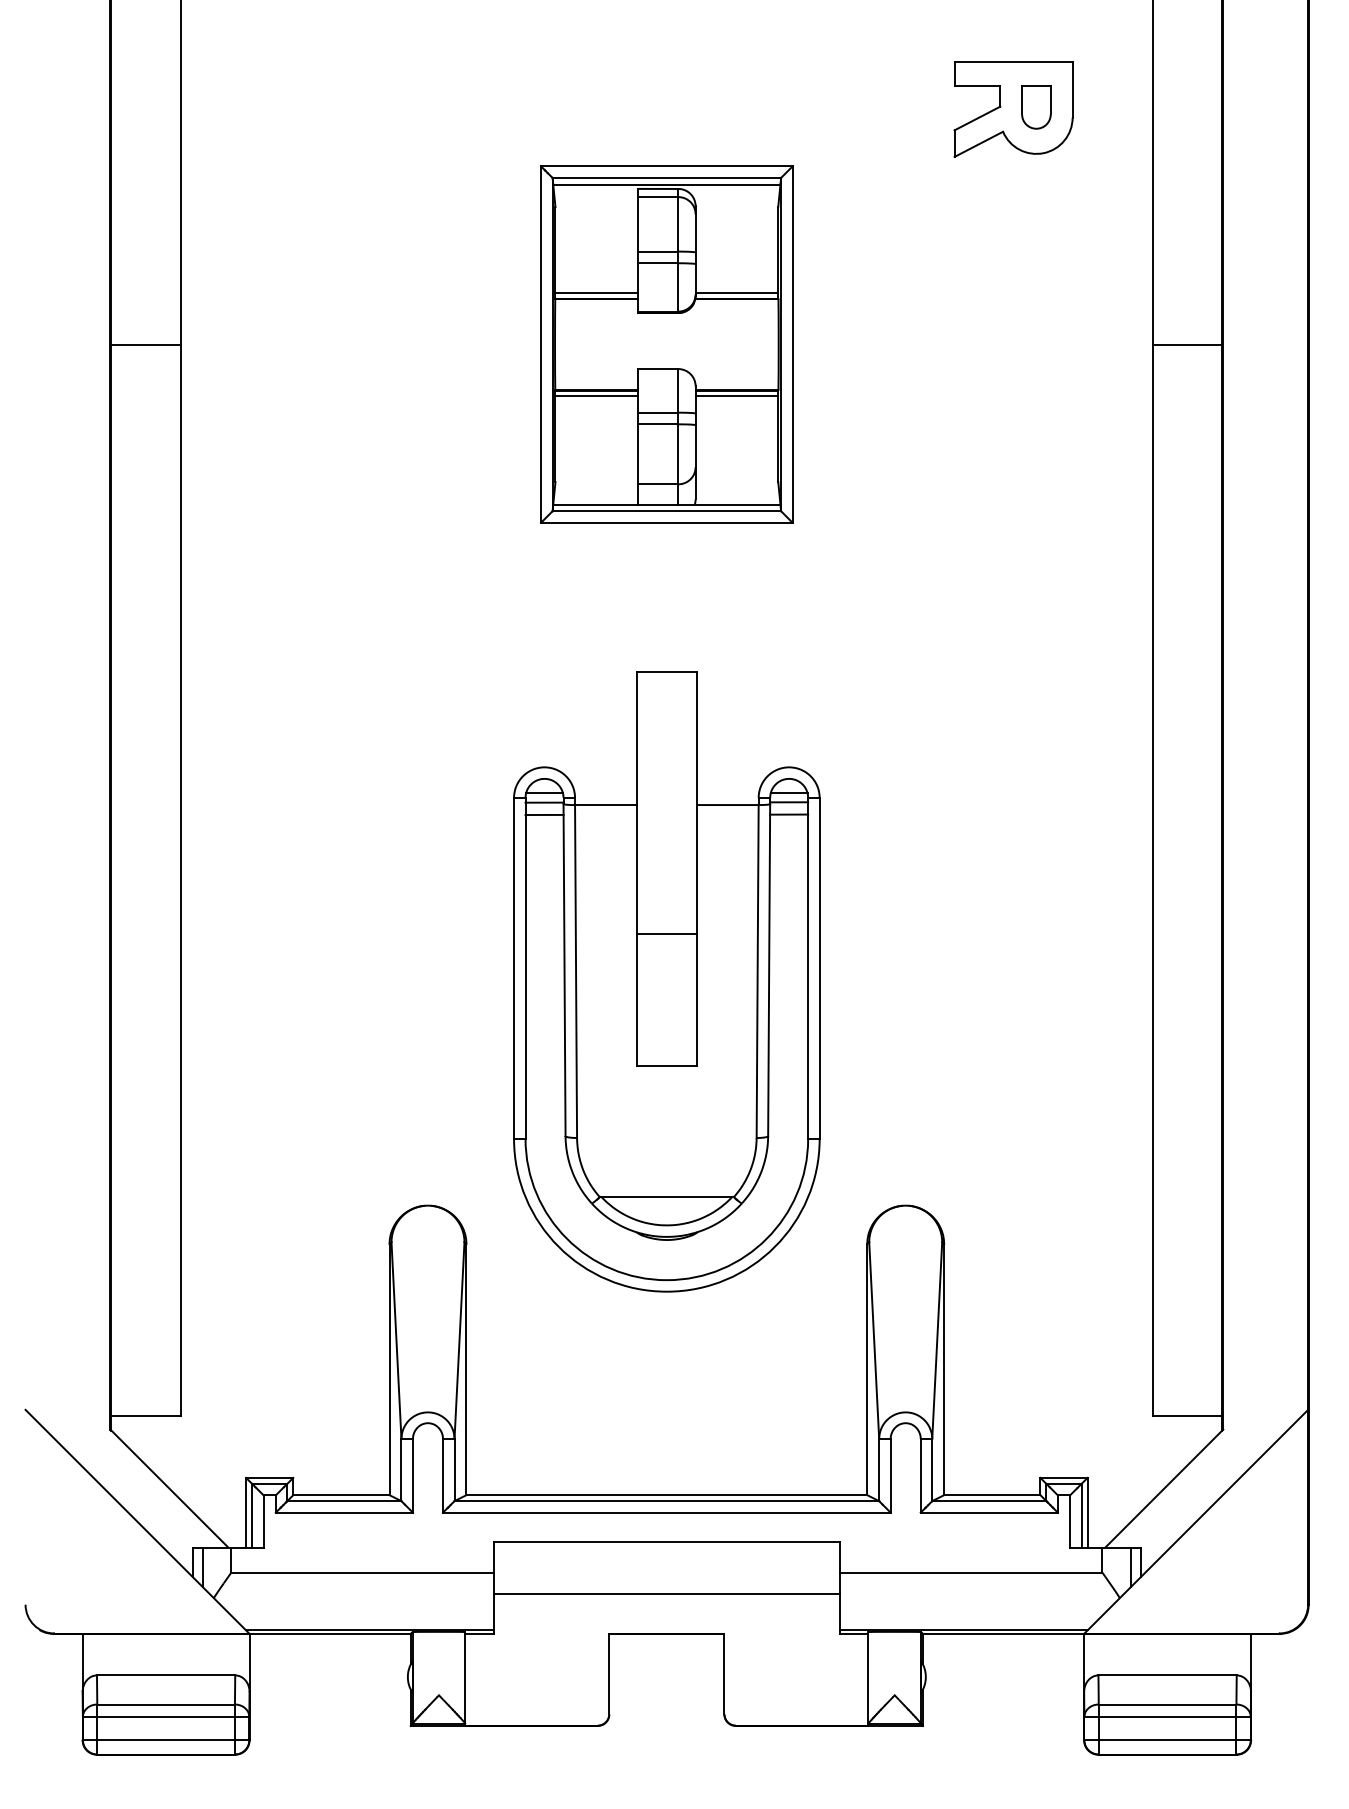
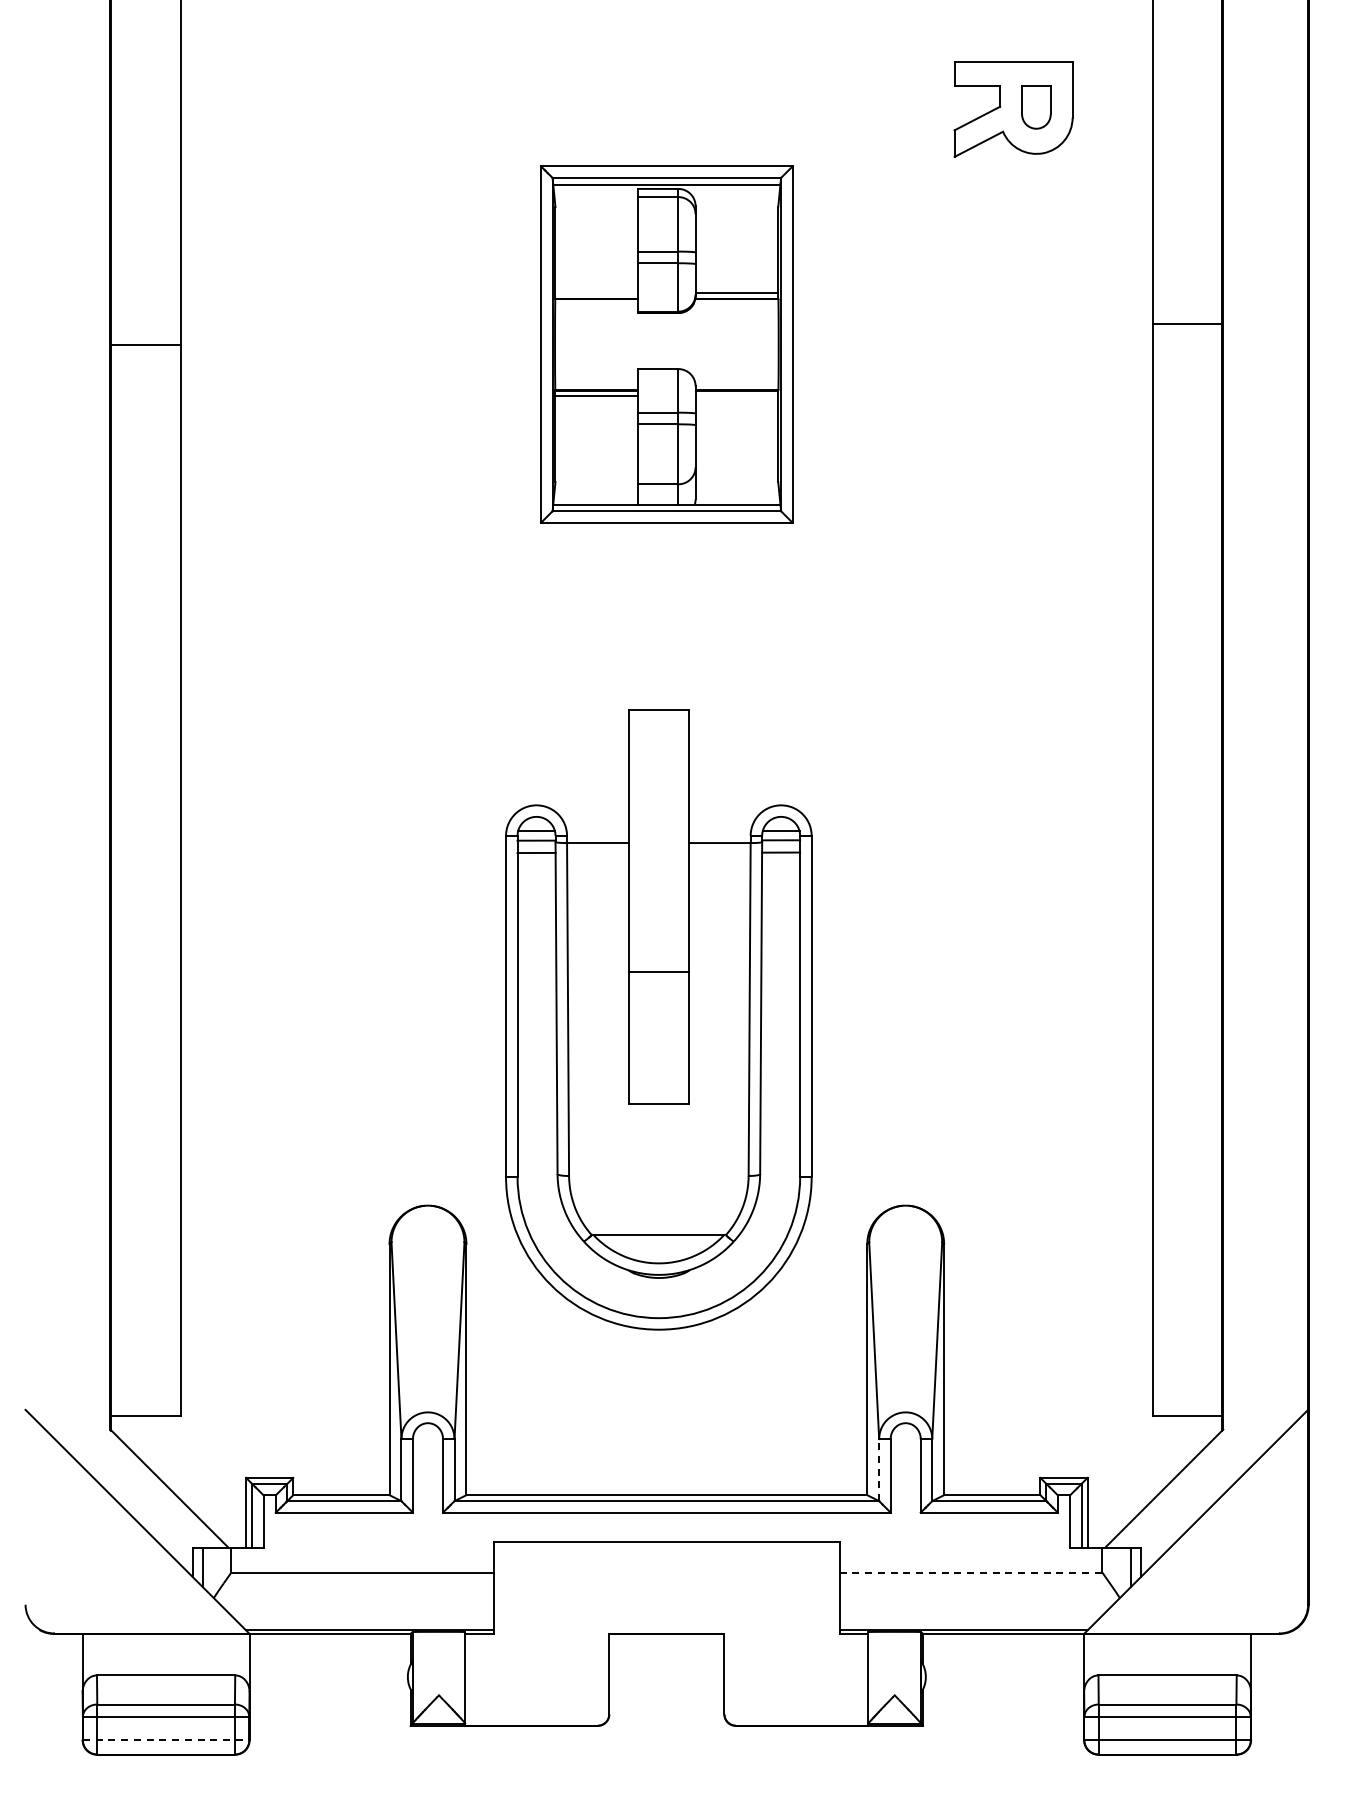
line: present -> none (596, 292)
line position: (1187, 344) -> (1187, 323) (1187, 323)
line: present -> none (736, 396)
part position: (666, 981) -> (658, 1019) (658, 1019)
line: solid -> dashed (879, 1470)
line: solid -> dashed (971, 1572)
line: present -> none (666, 1593)
line: solid -> dashed (166, 1740)
